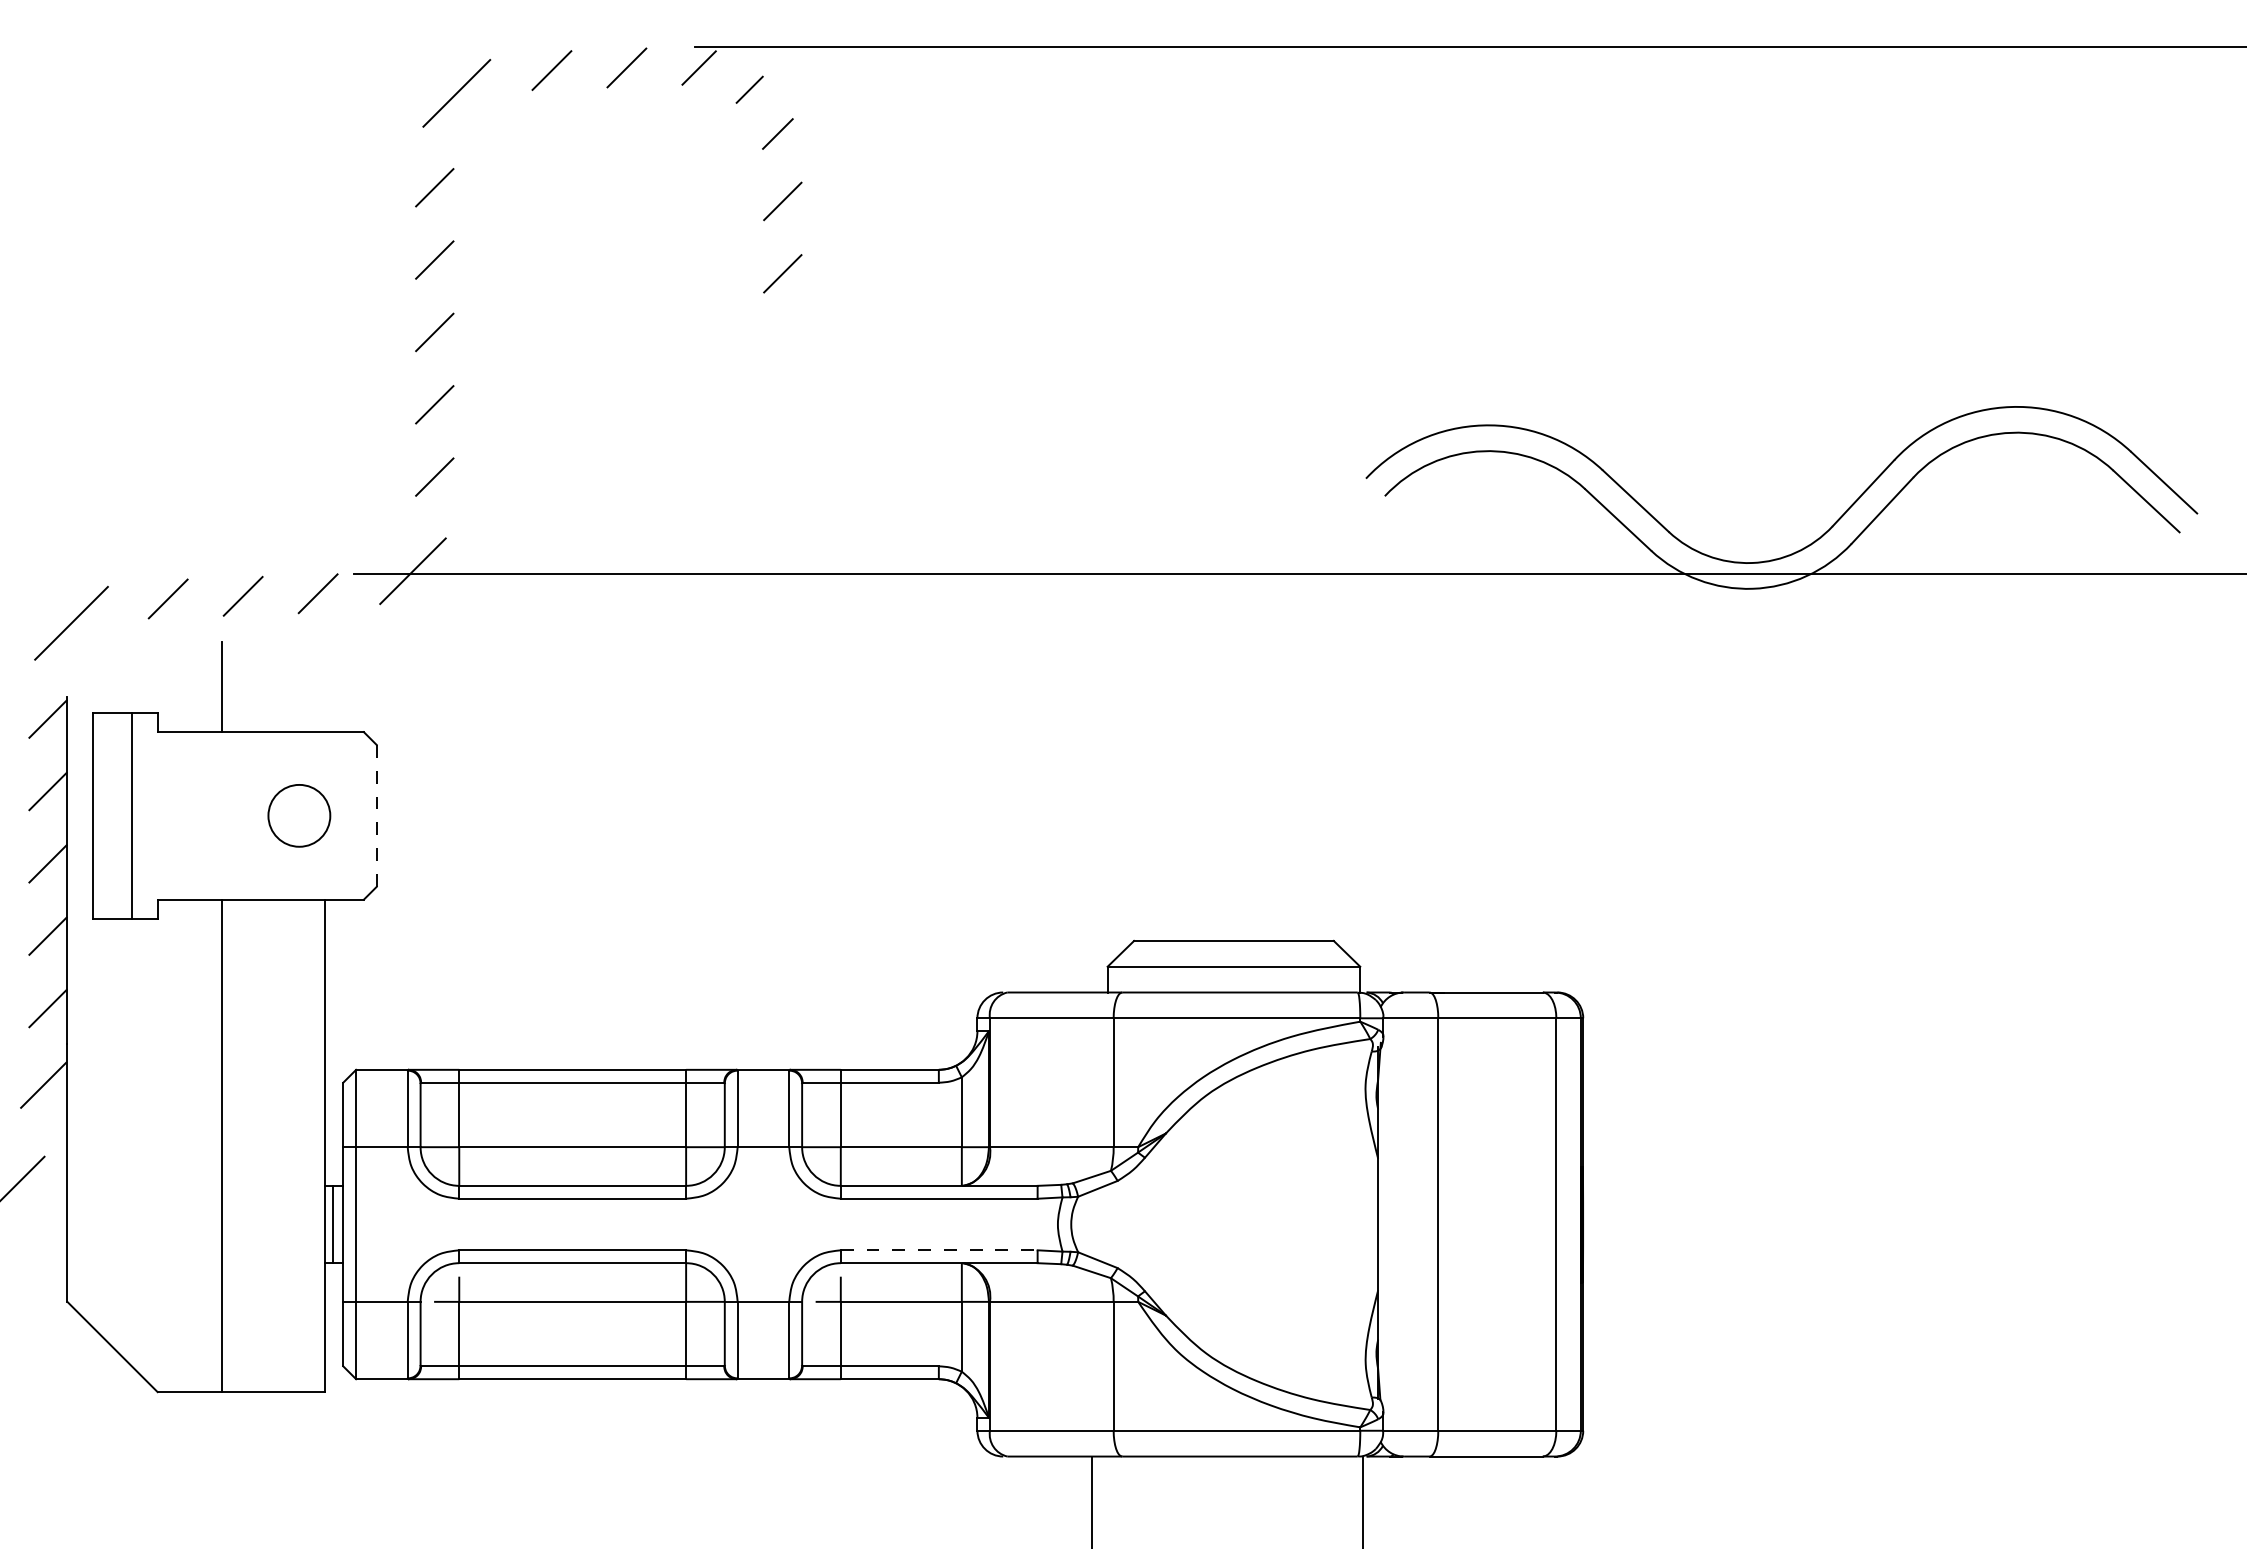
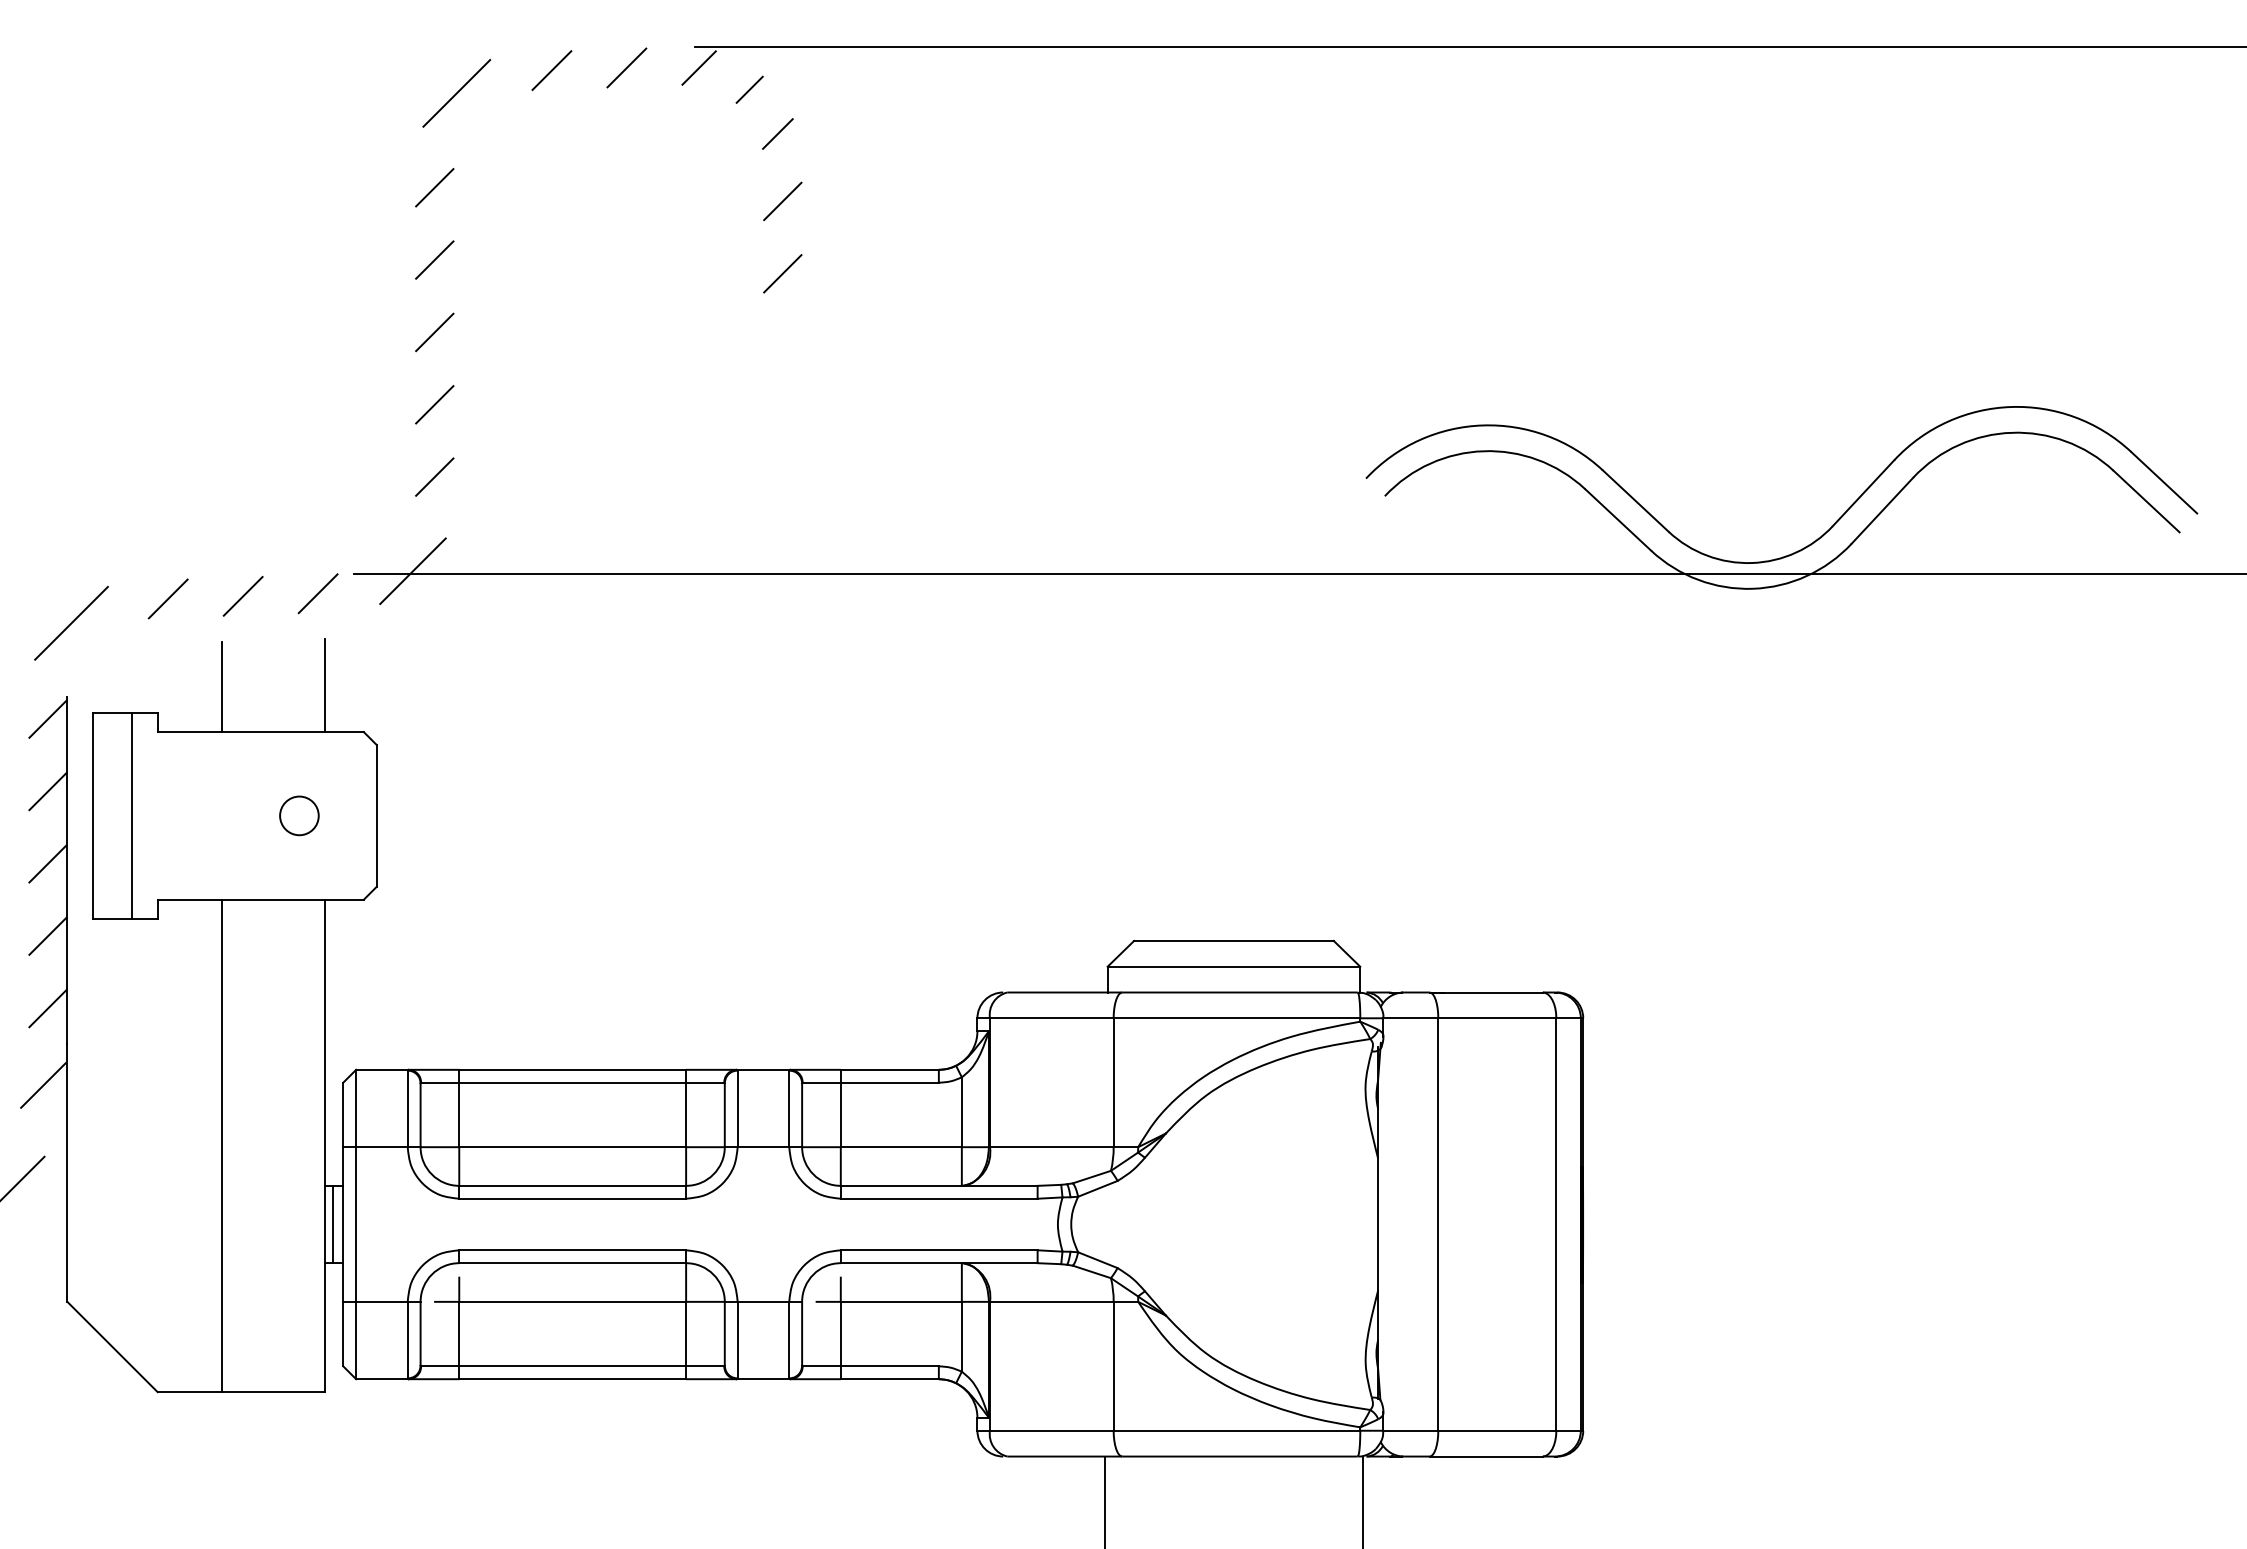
line: none -> present (325, 685)
circle size: 65x64 px -> 41x42 px (299, 815)
line: dashed -> solid (376, 815)
line: dashed -> solid (939, 1250)
line position: (1092, 1500) -> (1105, 1500) (1105, 1500)
